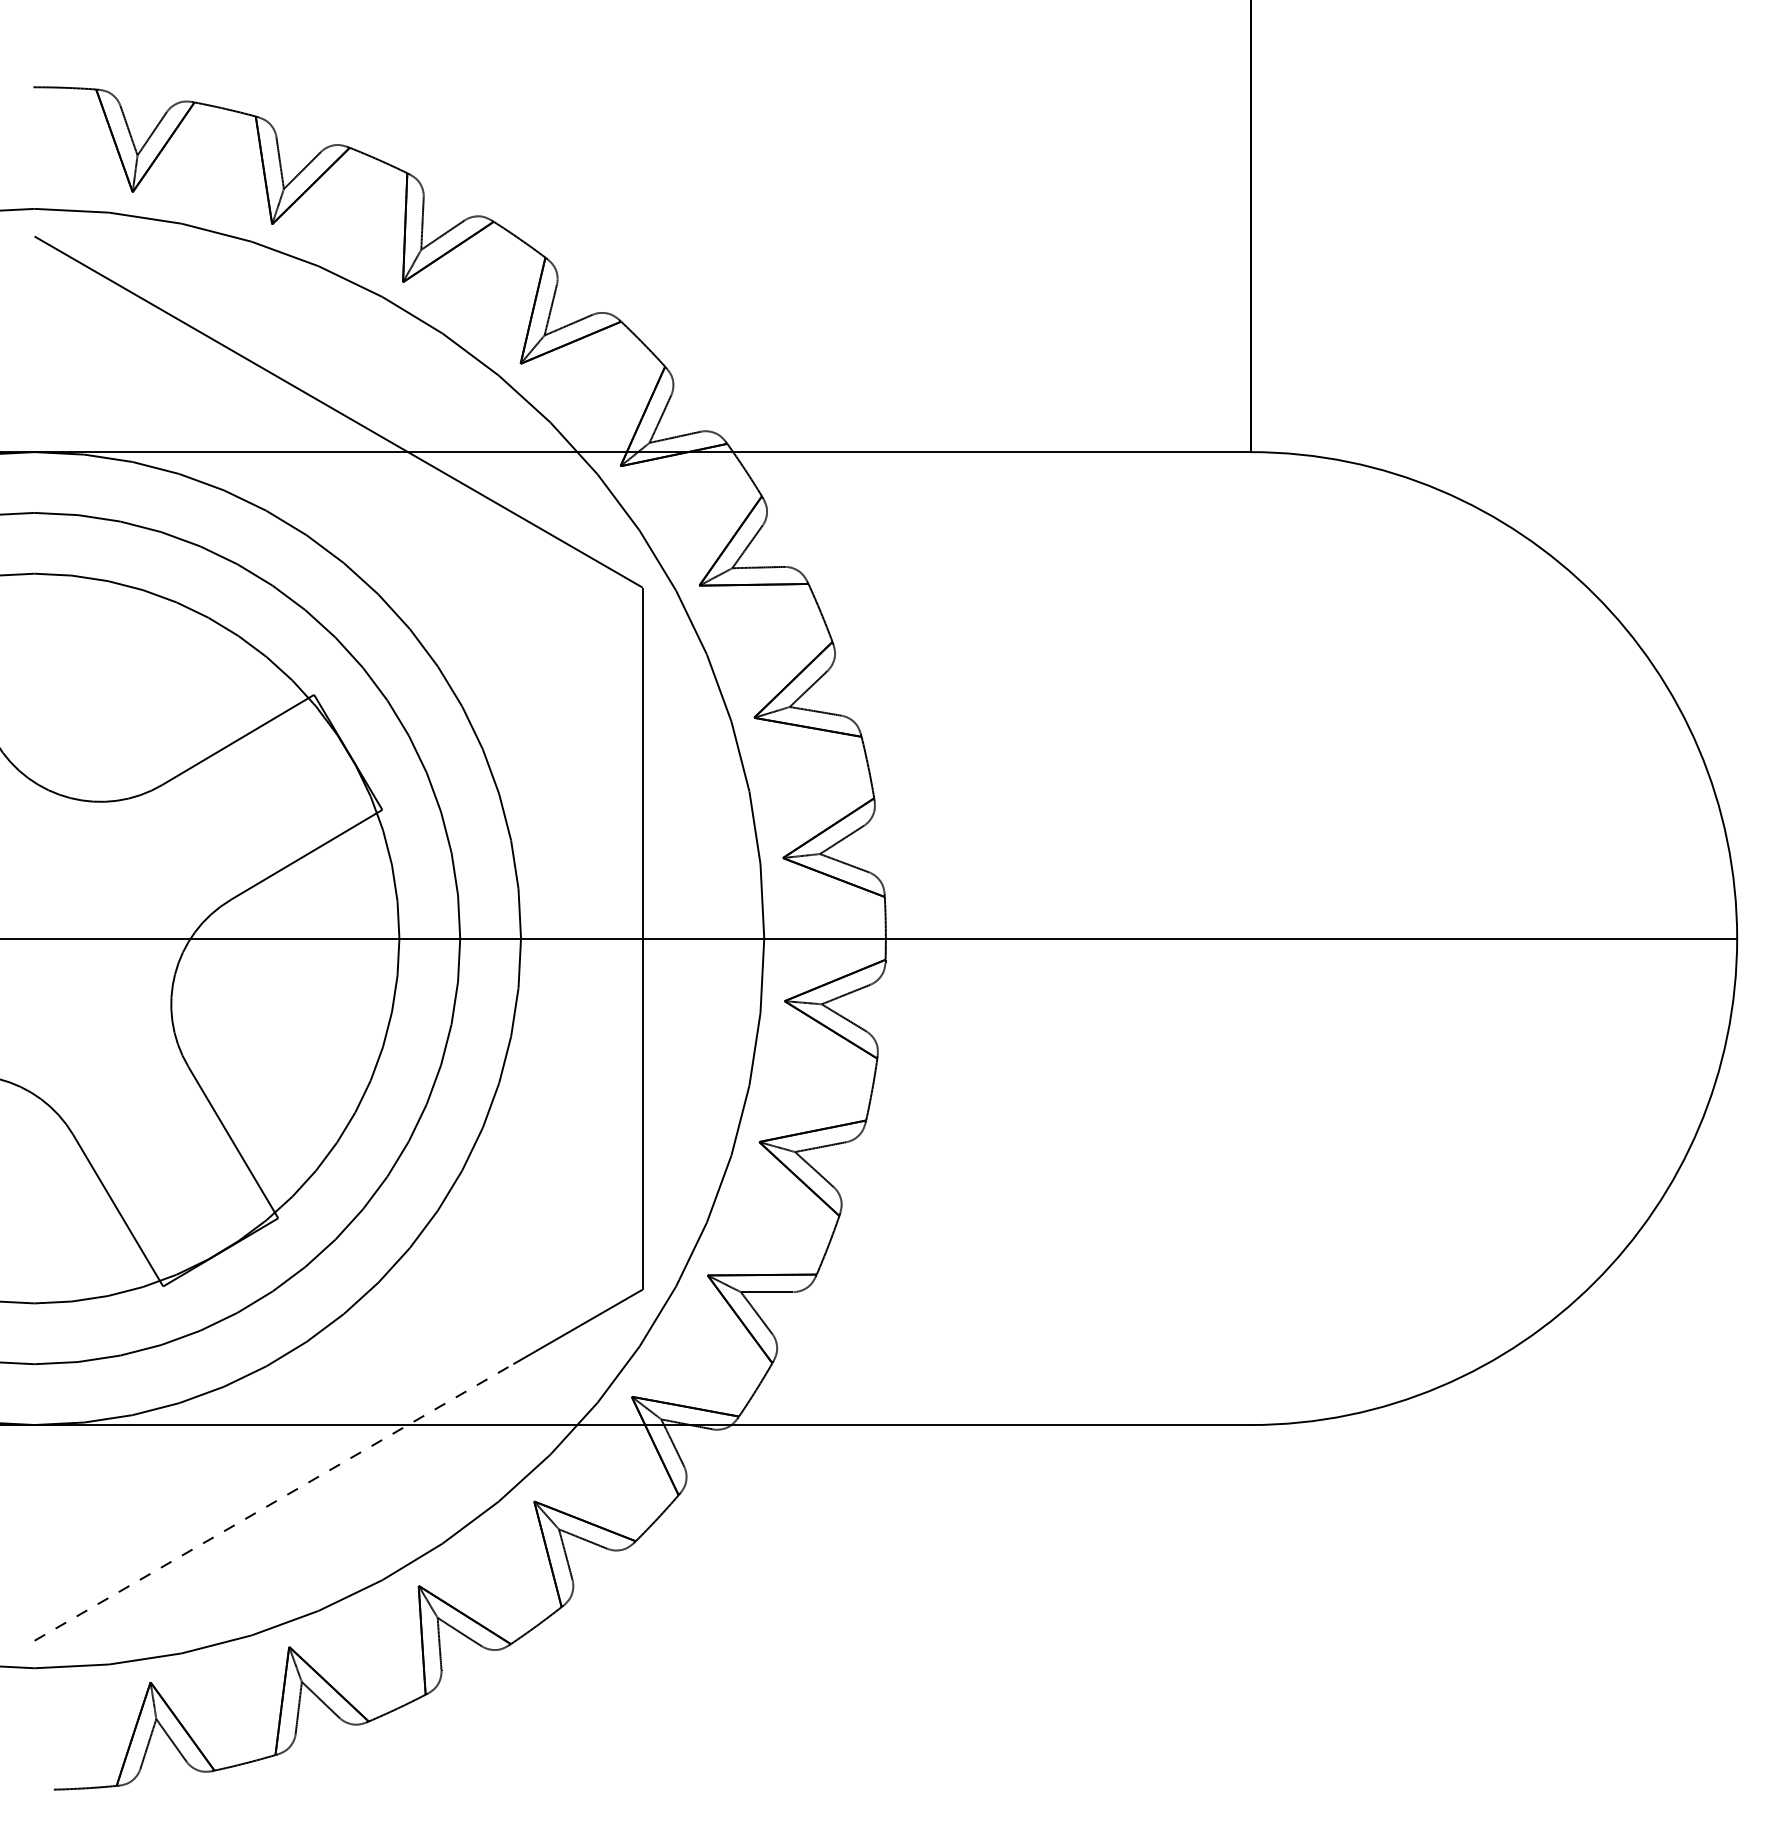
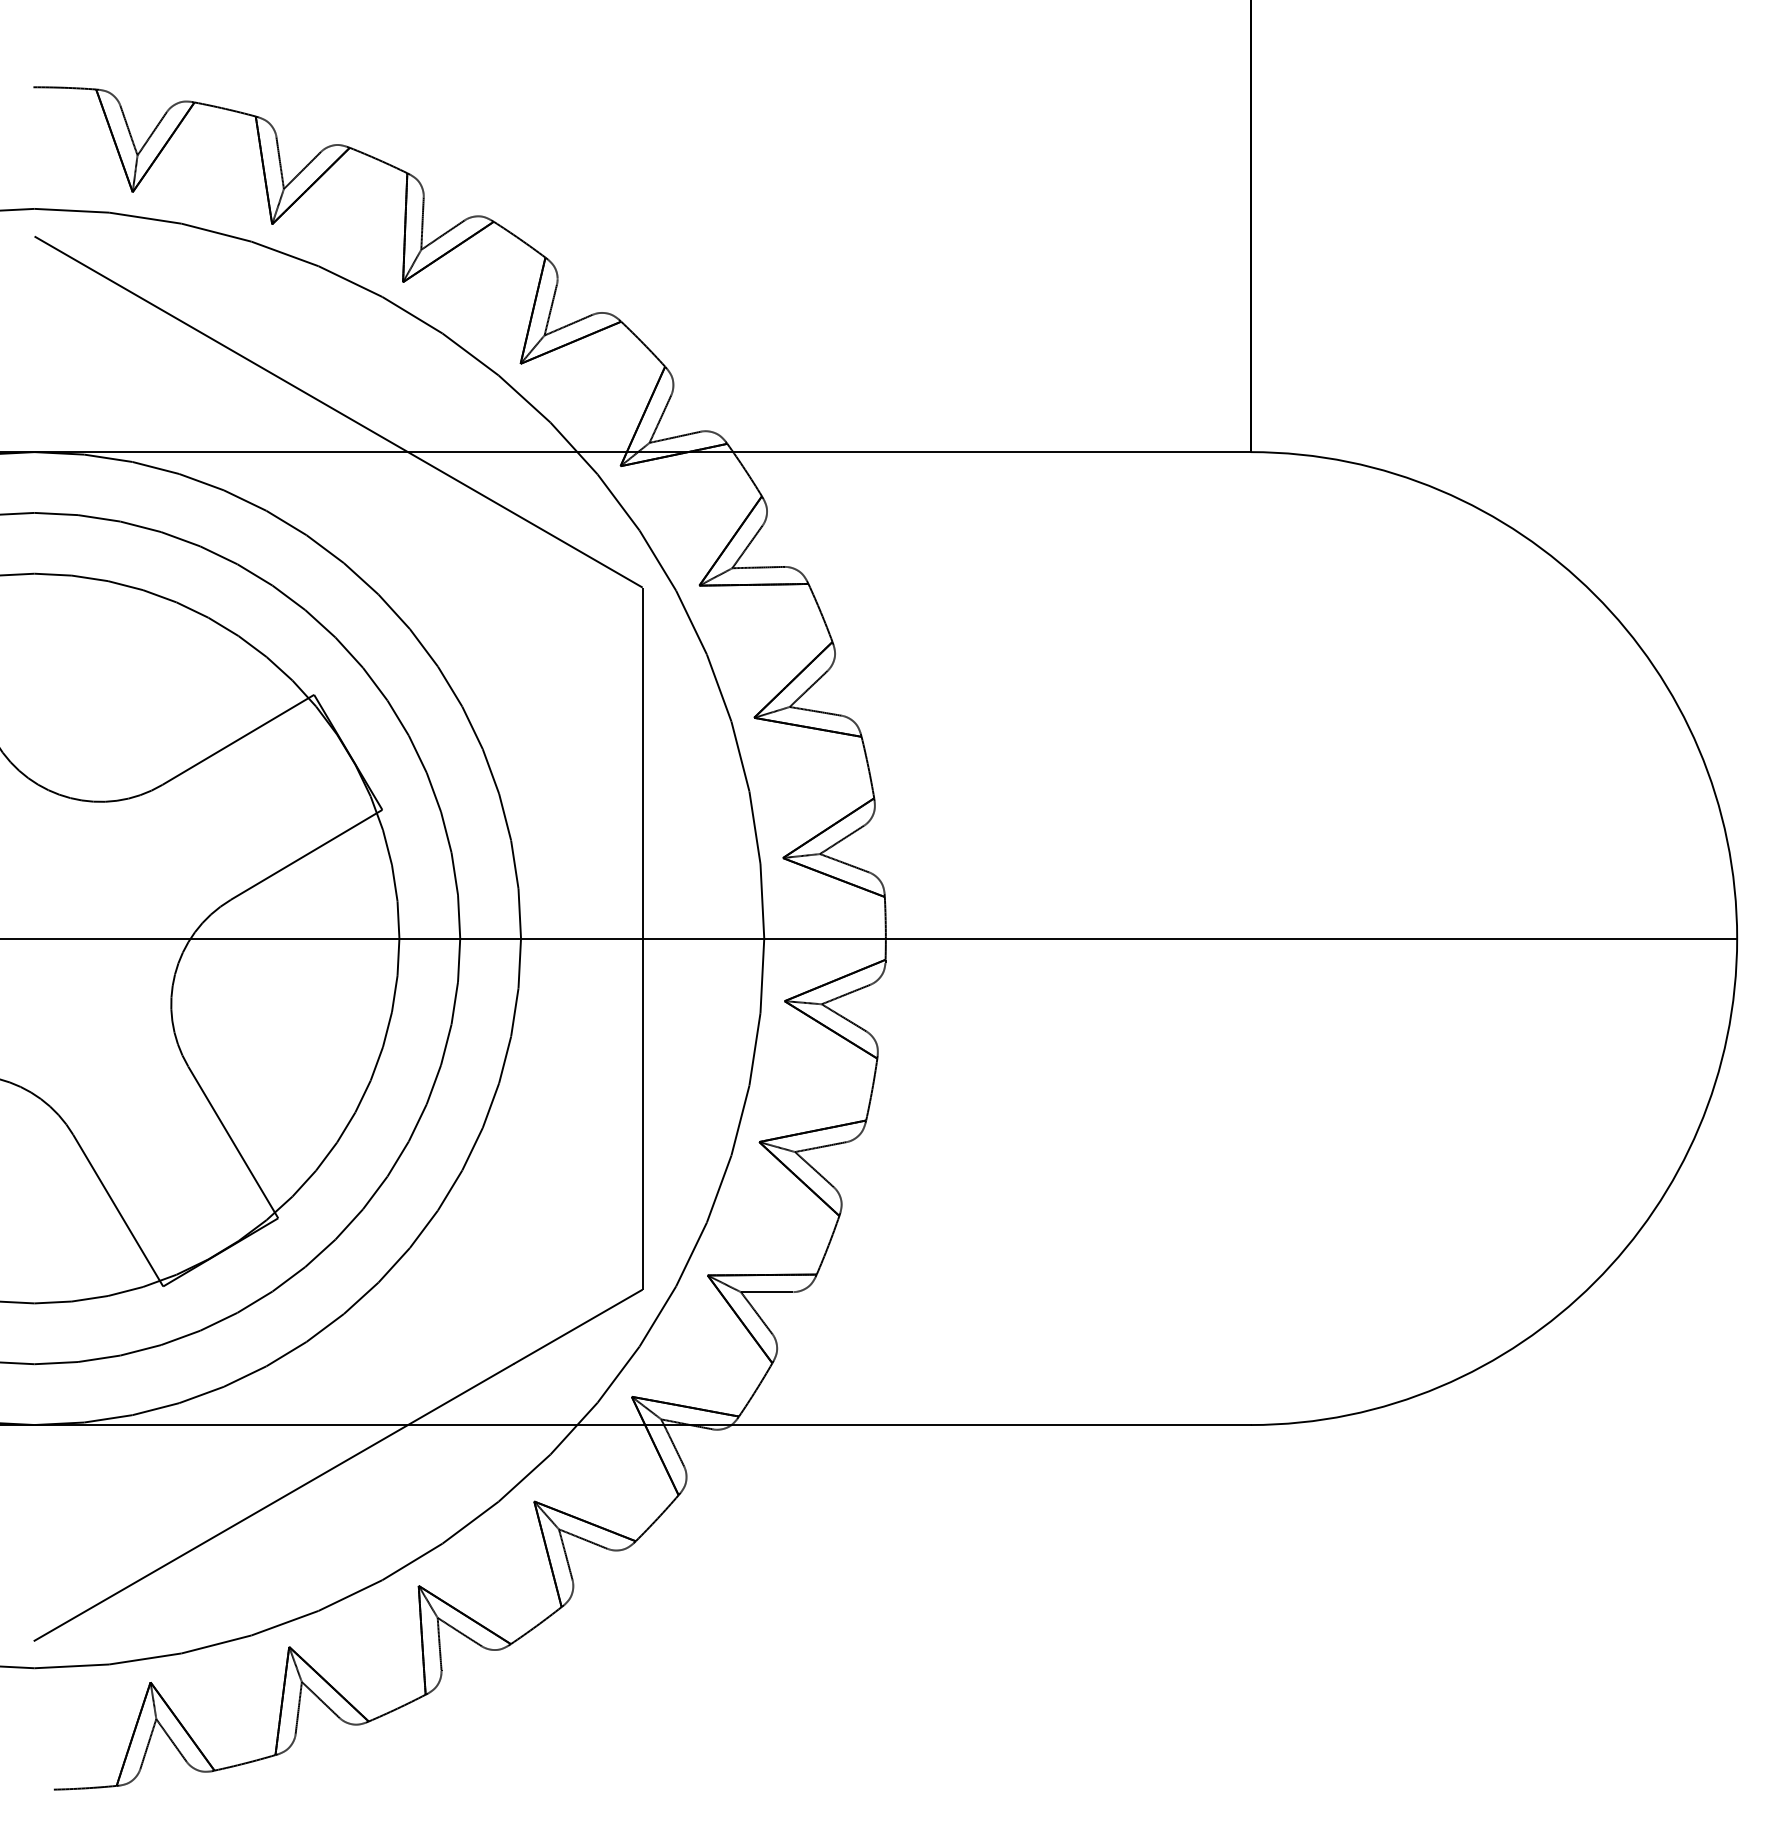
line: dashed -> solid (274, 1502)
